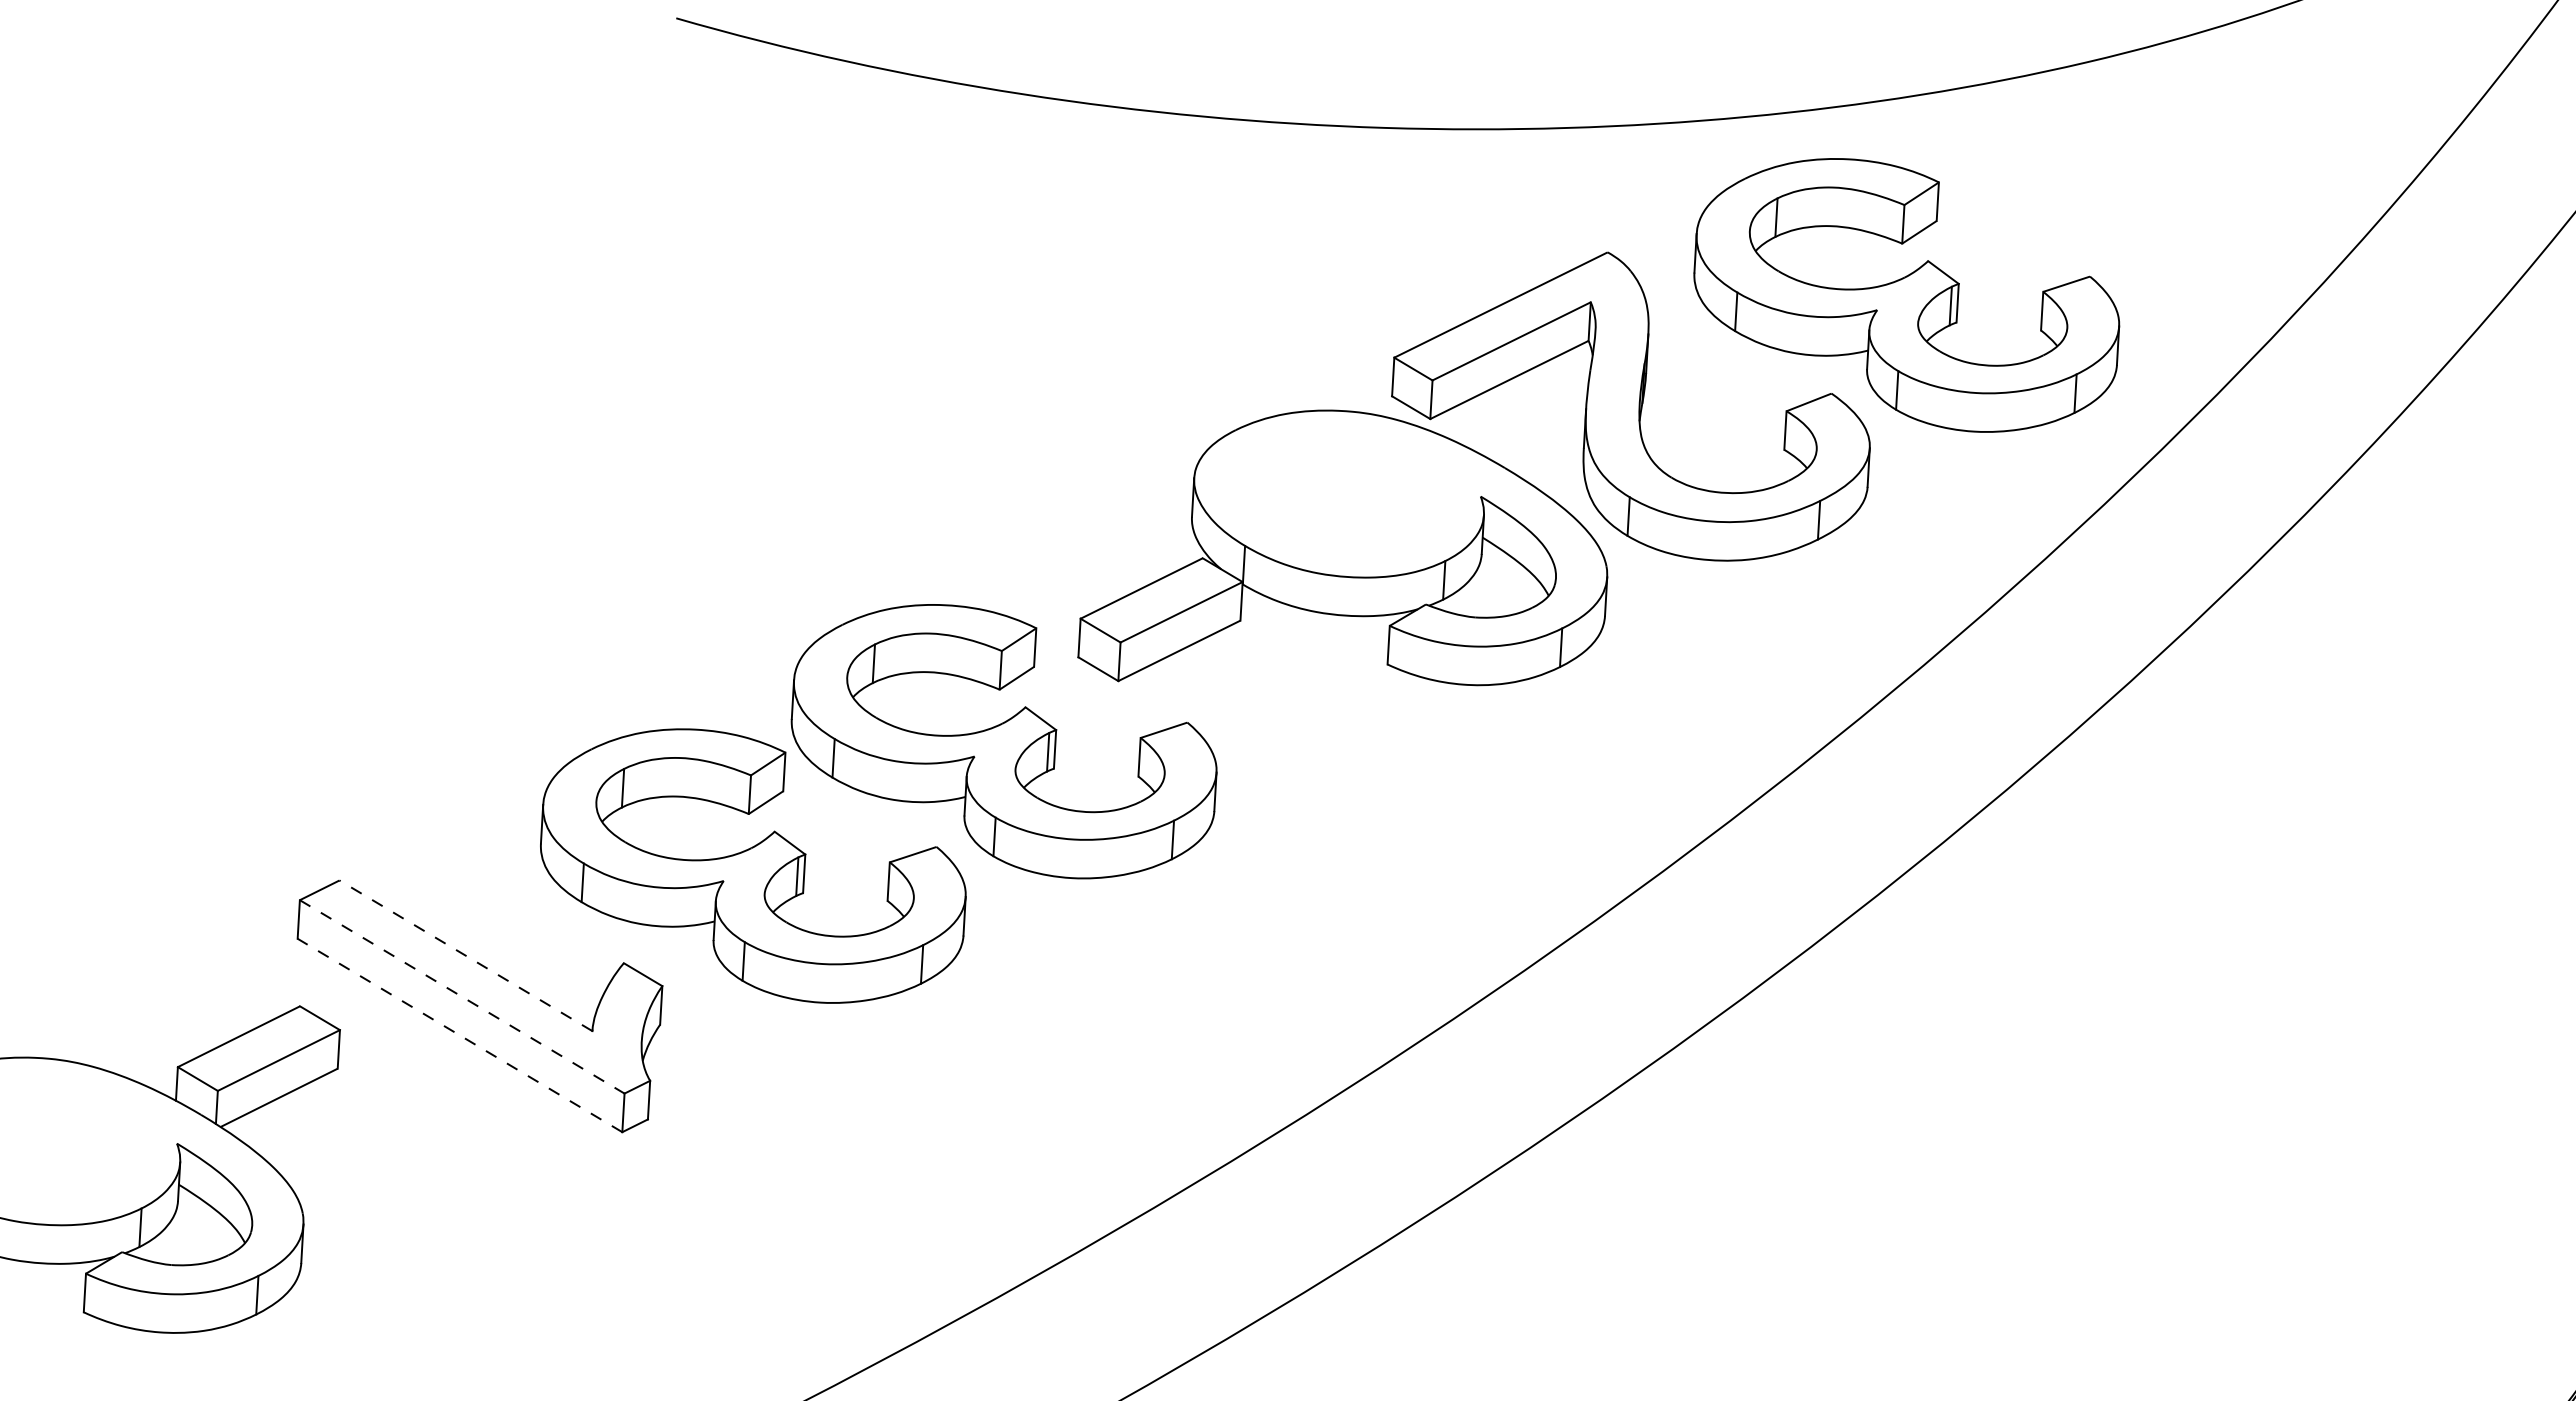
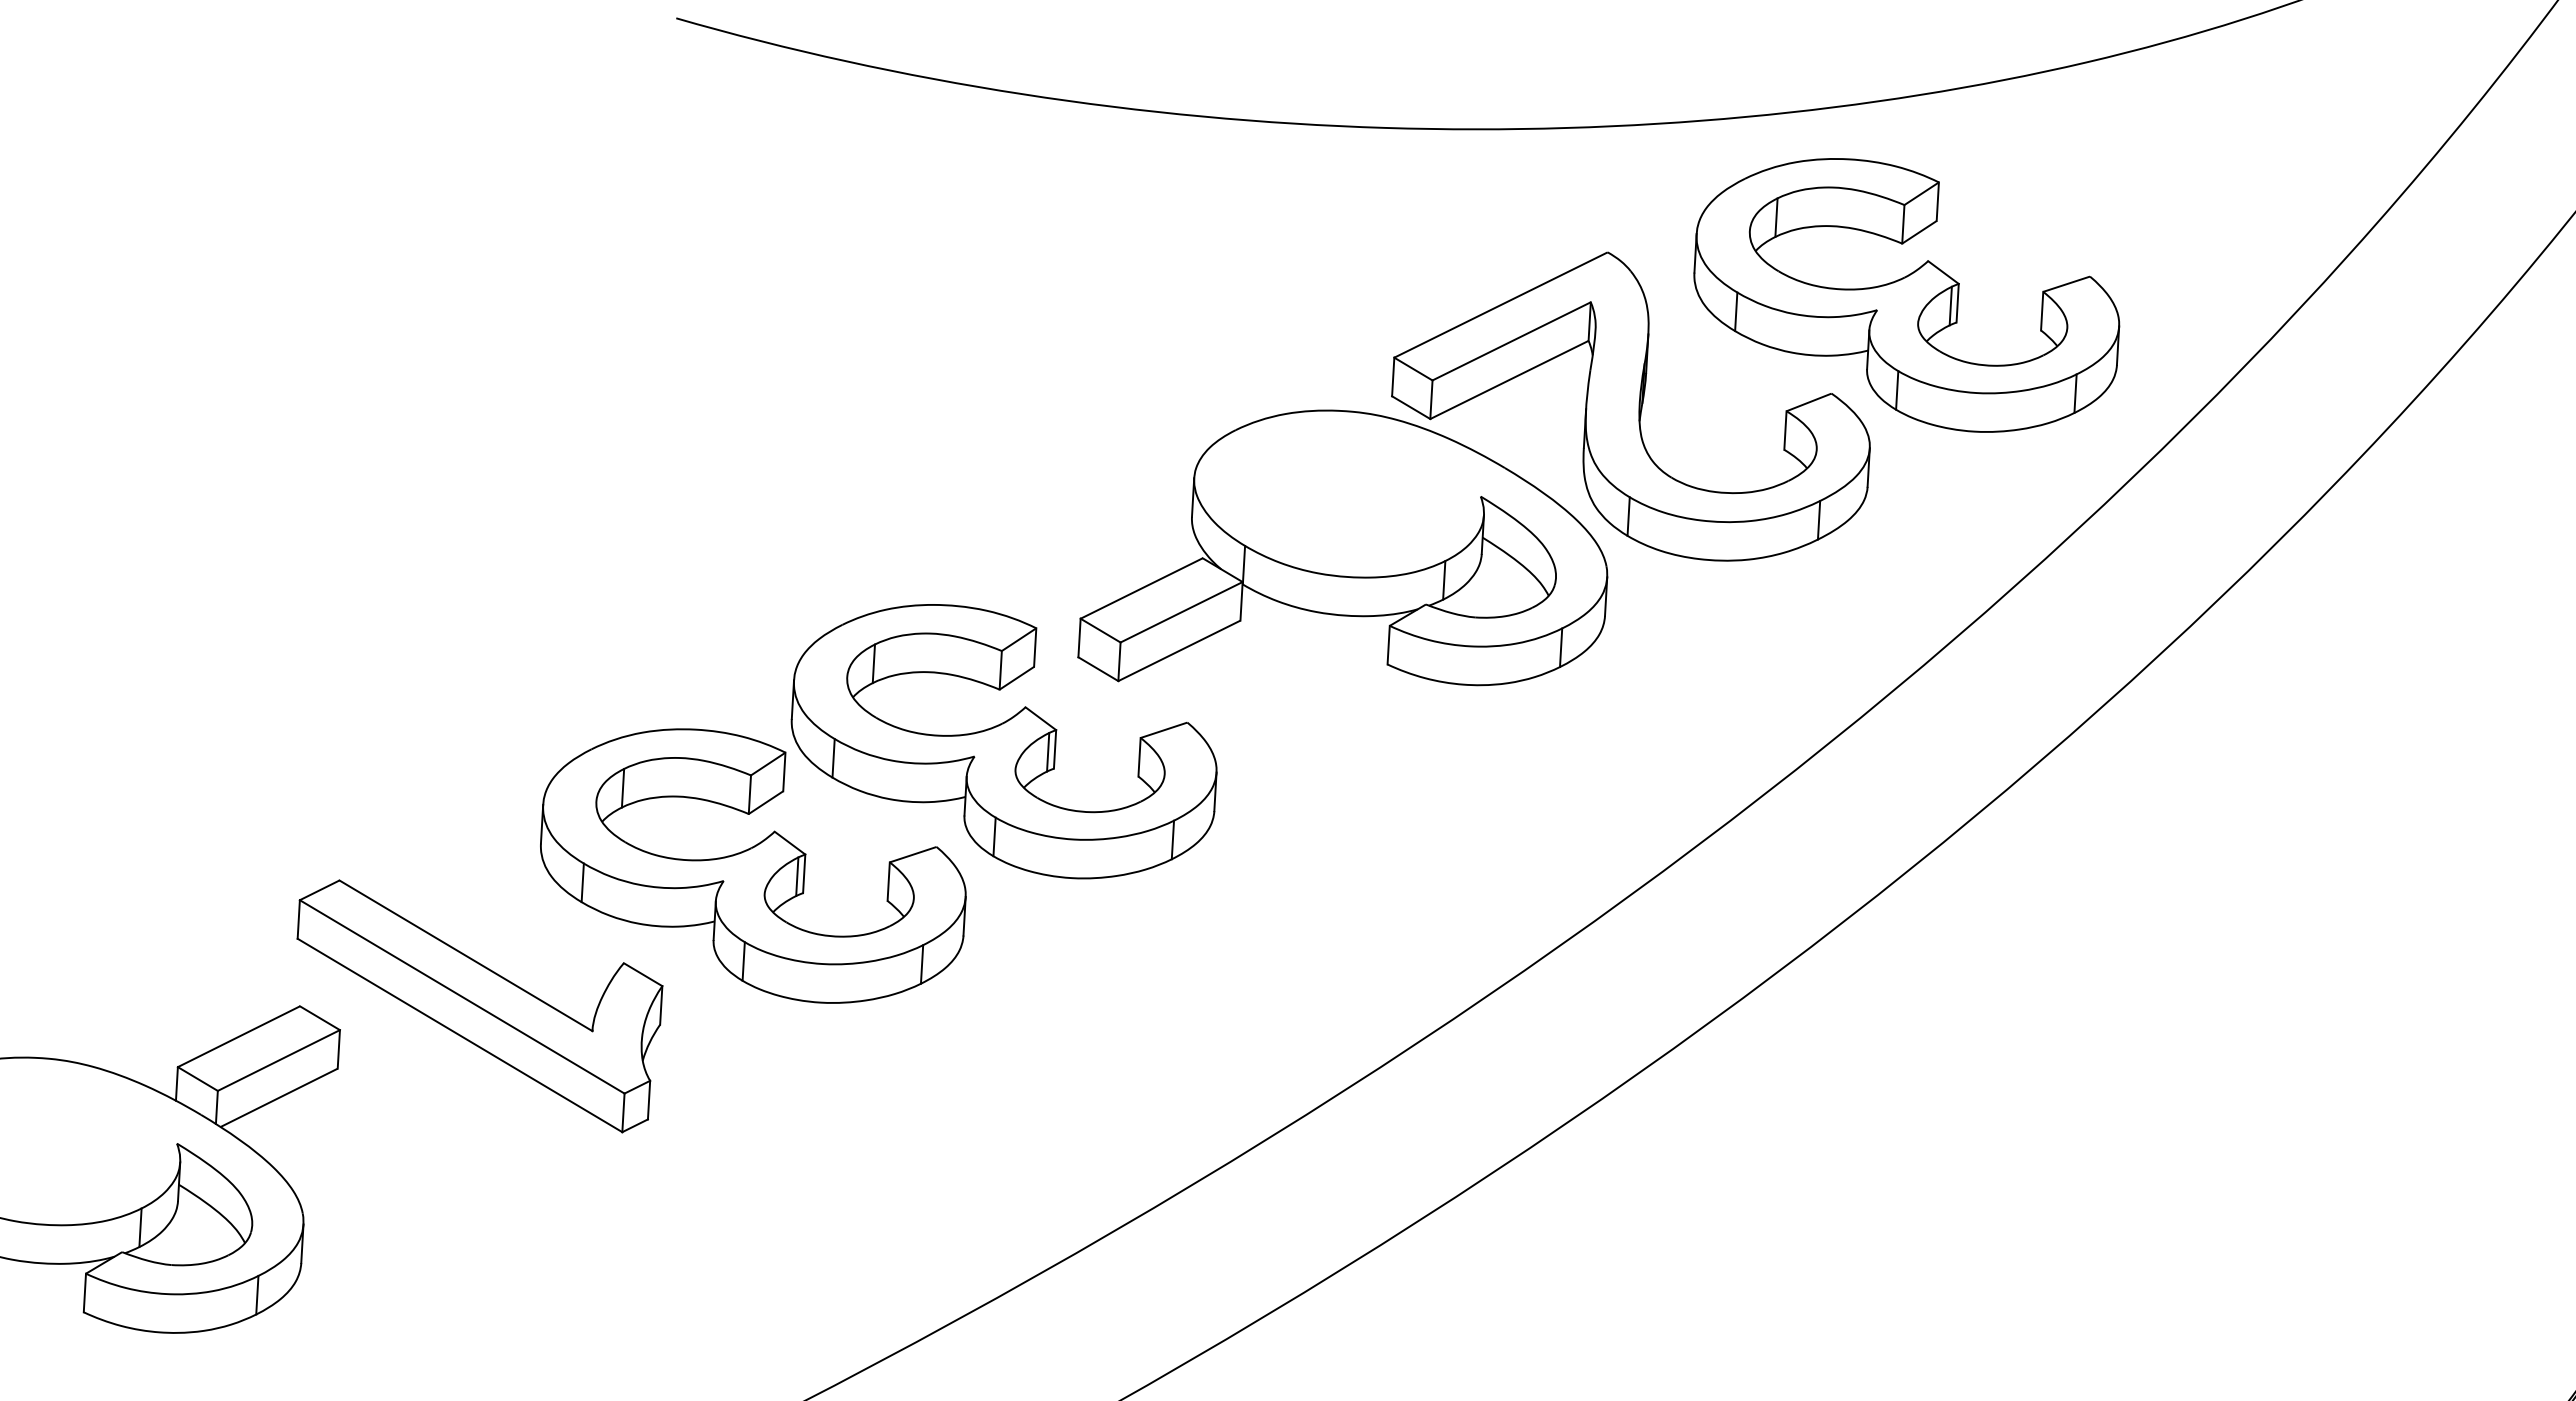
line: dashed -> solid (465, 955)
line: dashed -> solid (462, 996)
line: dashed -> solid (460, 1035)
